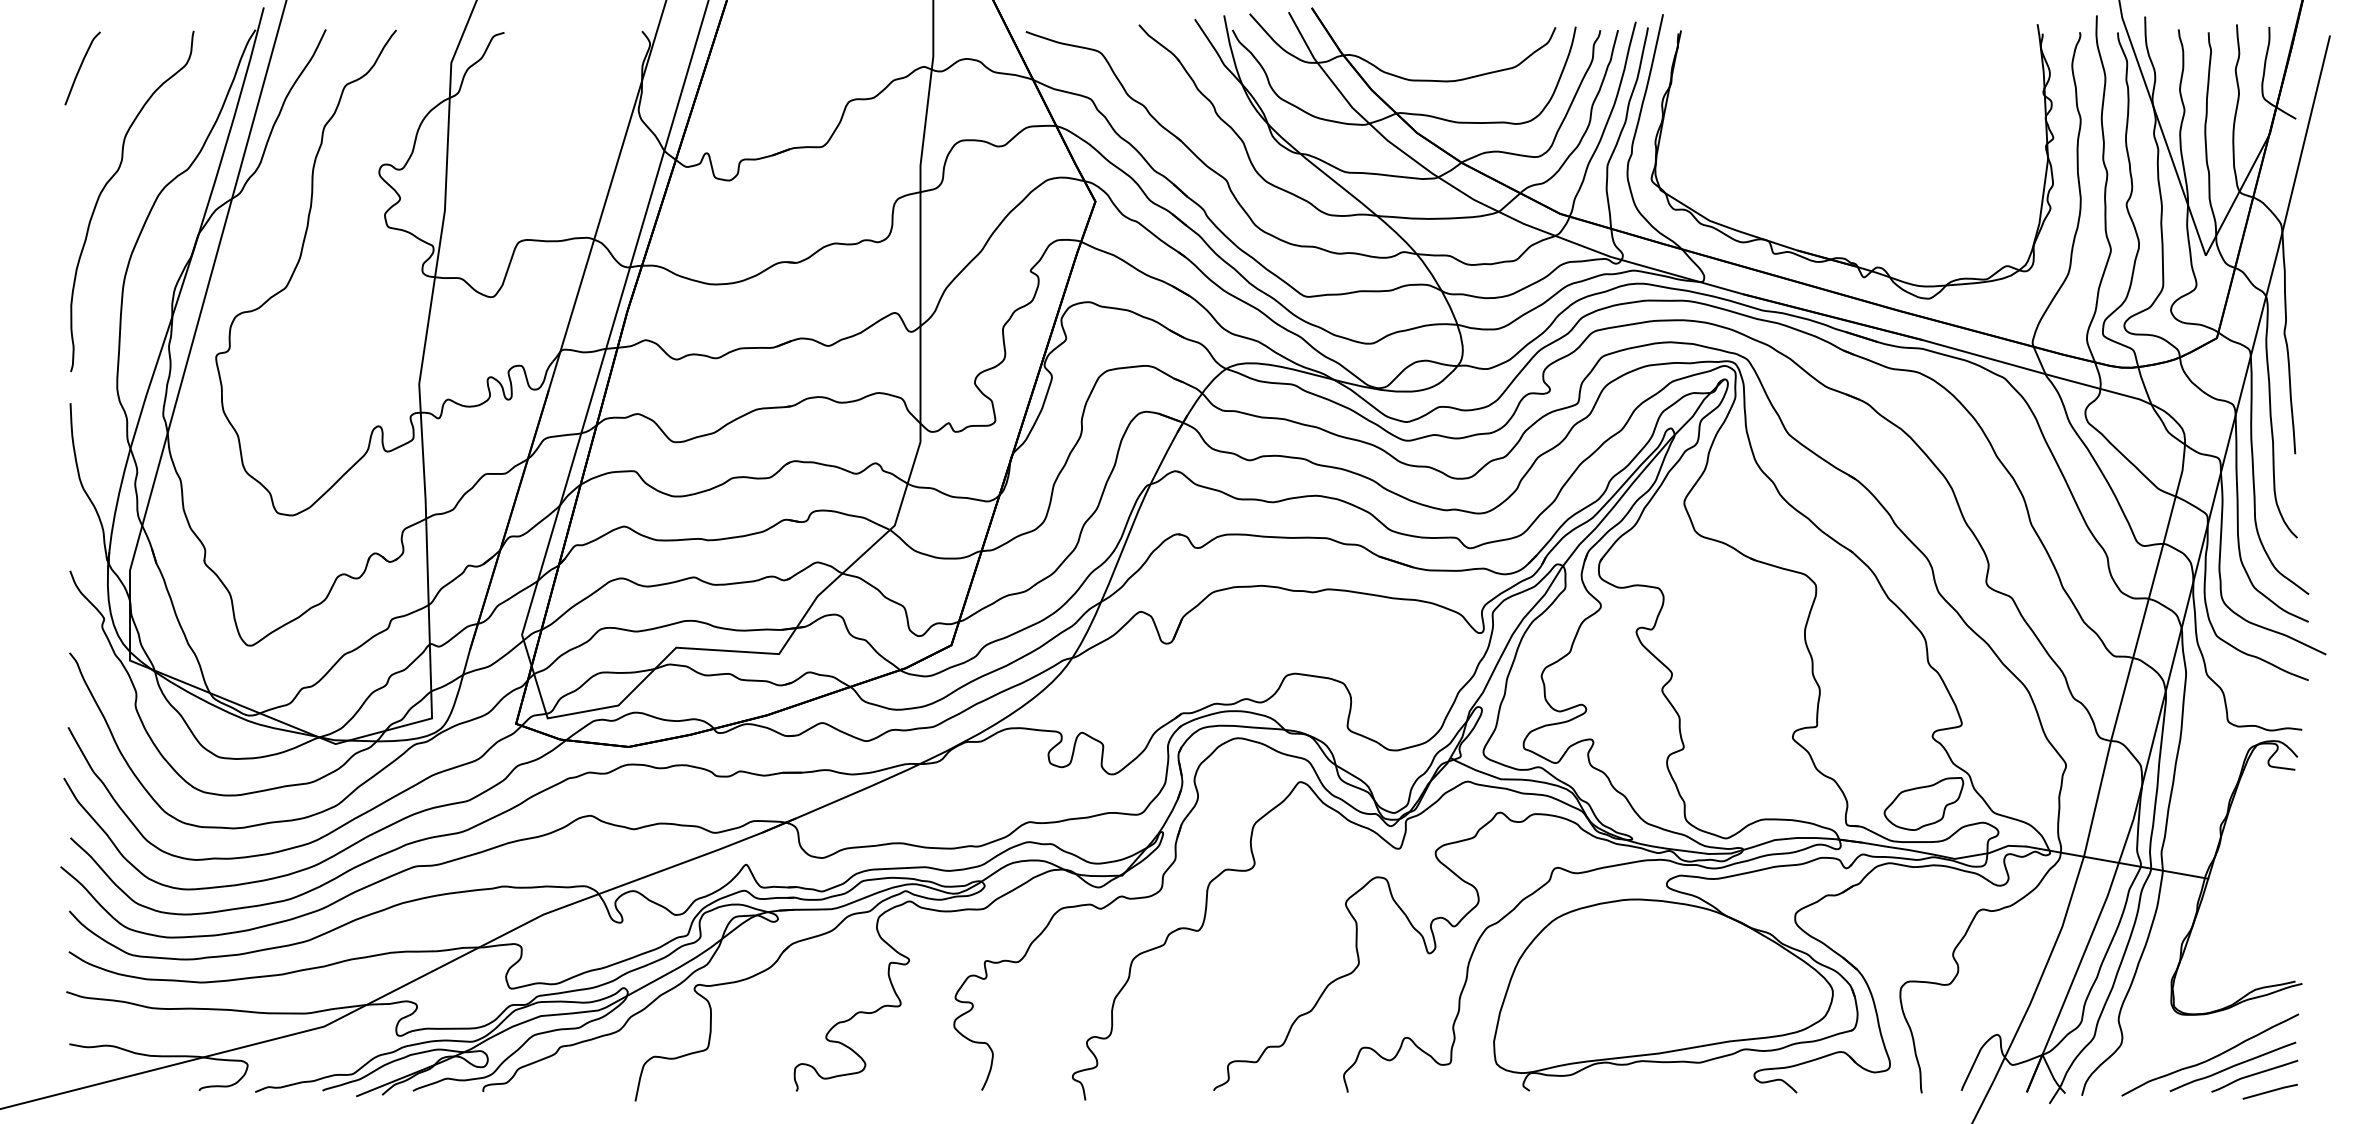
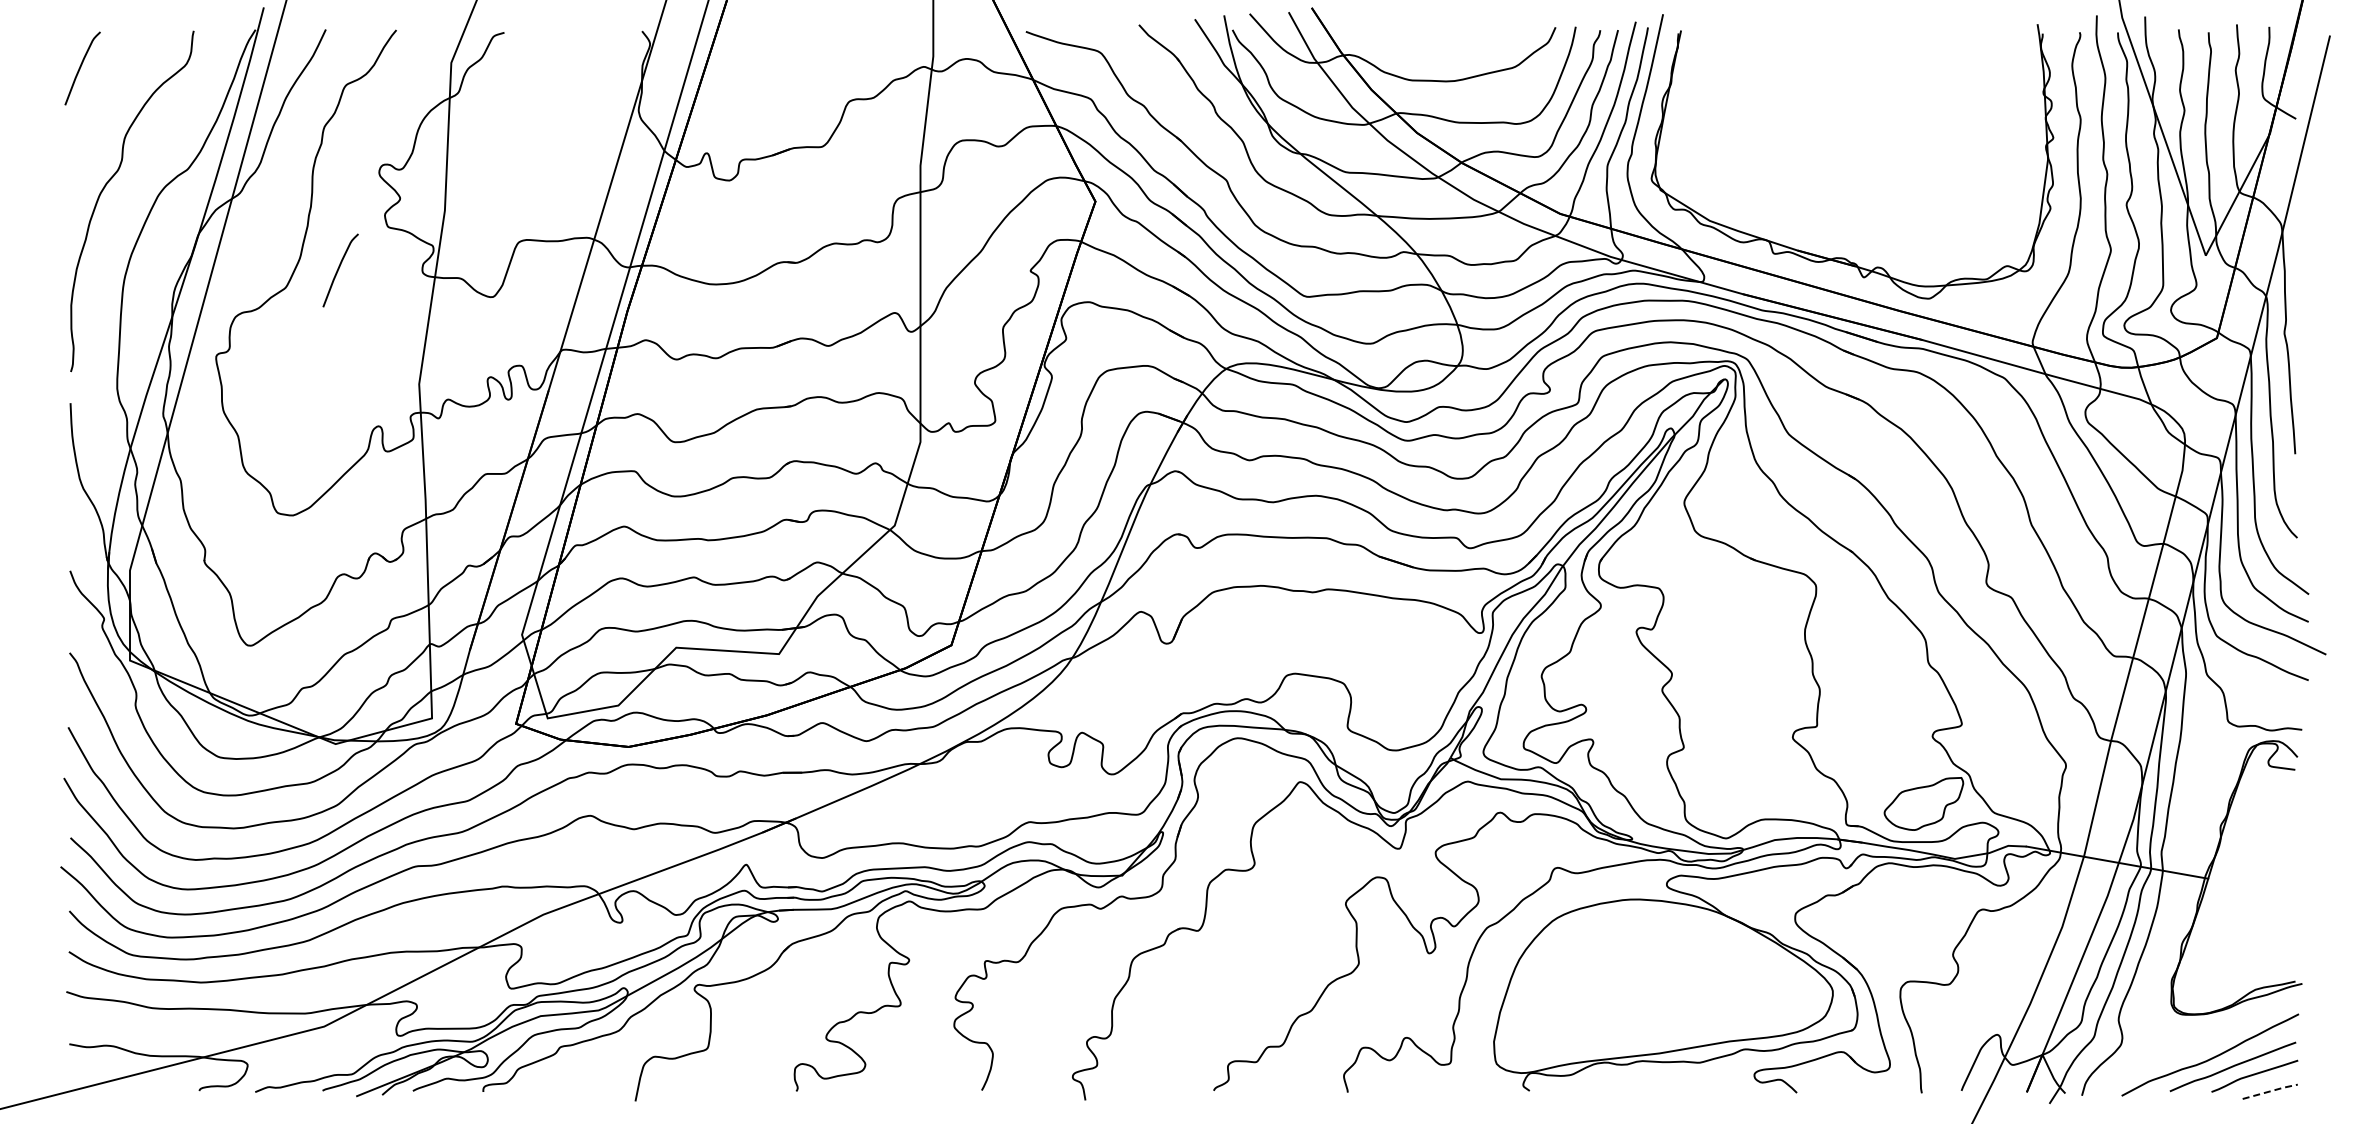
curve: none -> present (339, 269)
line: solid -> dashed (2271, 1091)
